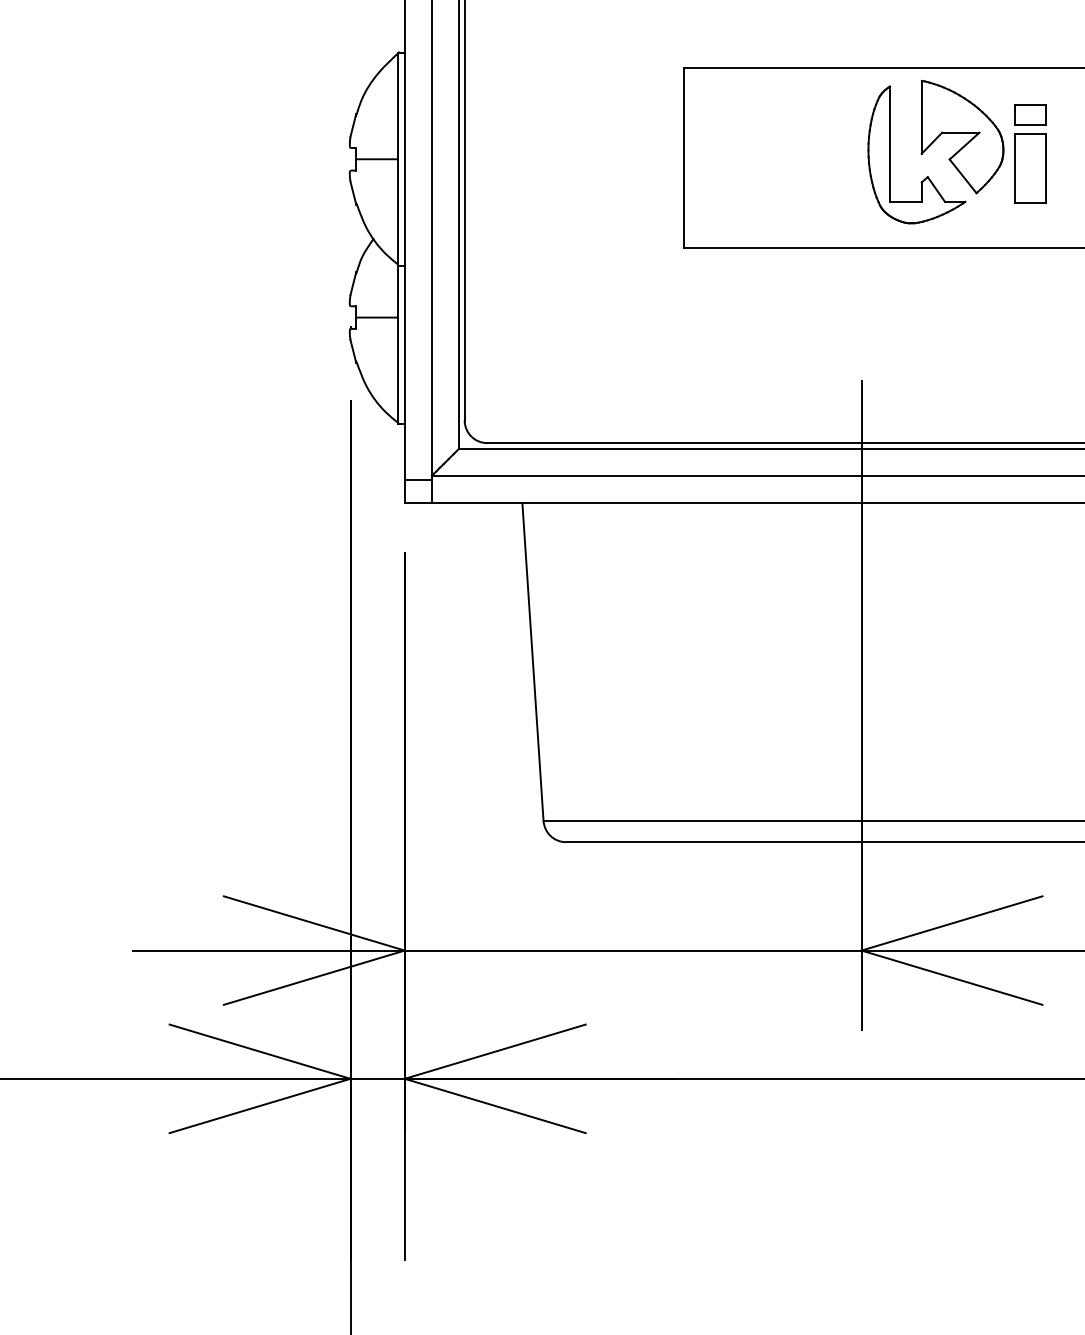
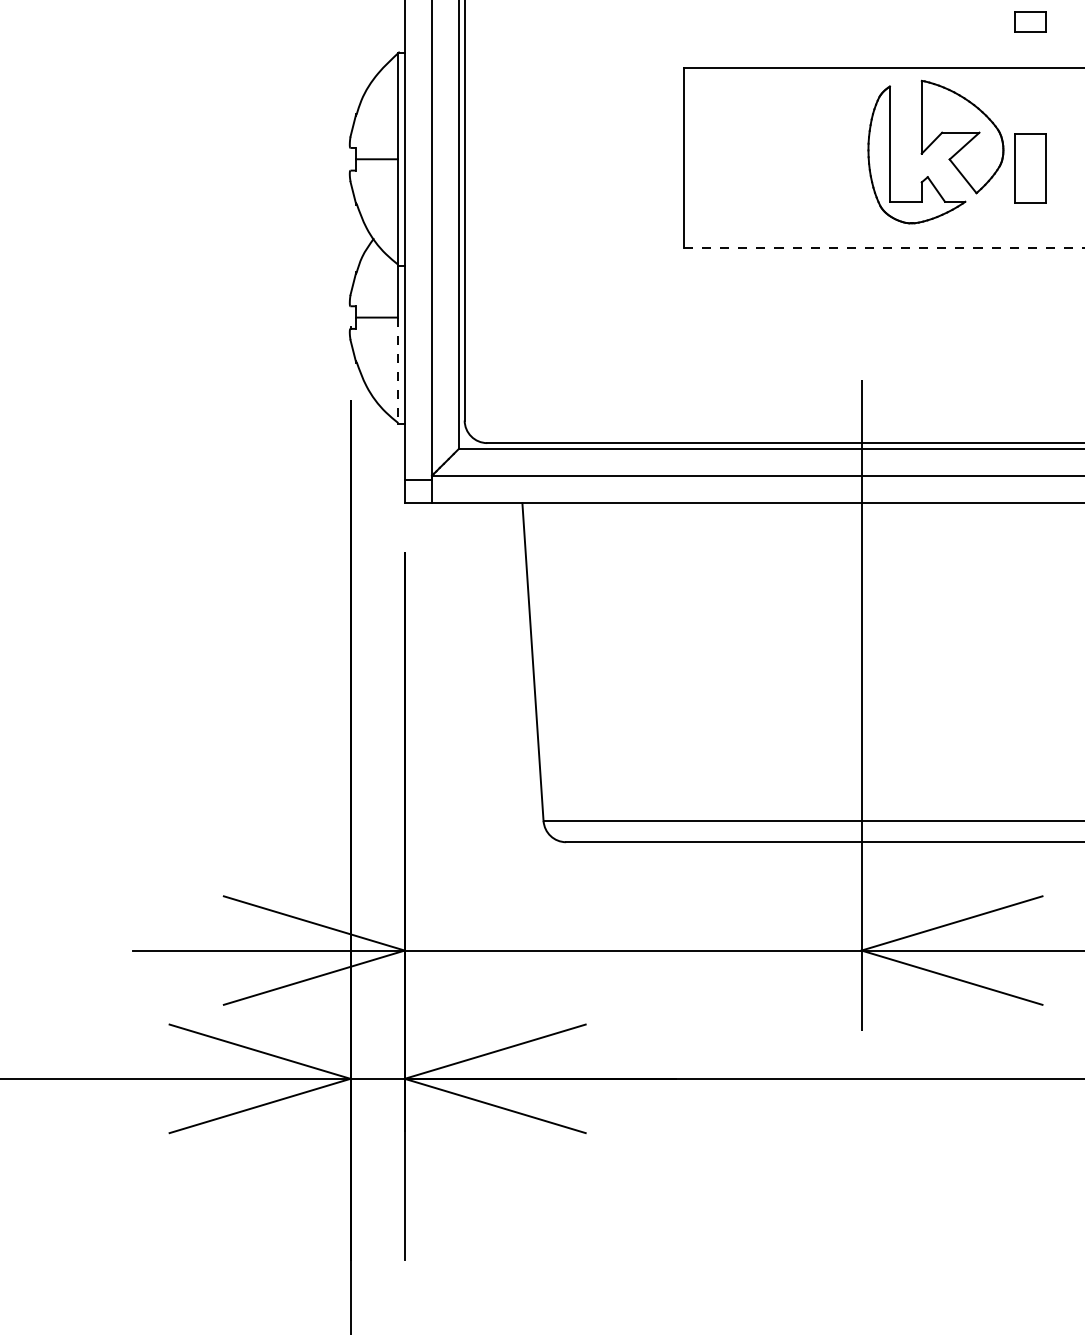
part position: (1030, 114) -> (1030, 21) (1030, 21)
line: solid -> dashed (884, 248)
line: solid -> dashed (398, 371)
